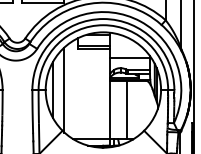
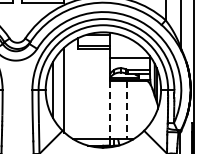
line: solid -> dashed (109, 110)
line: solid -> dashed (127, 110)
